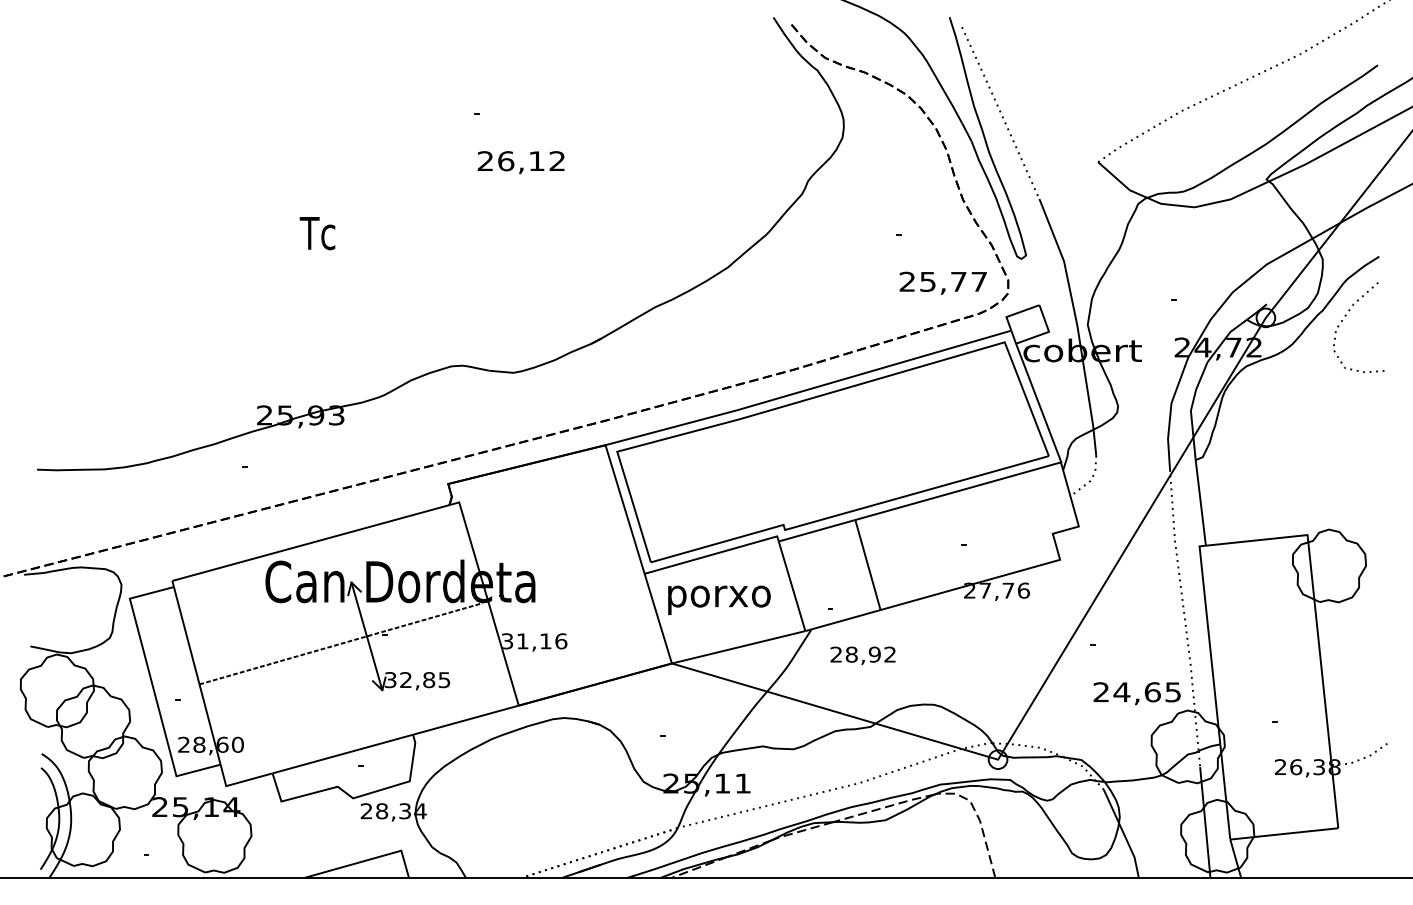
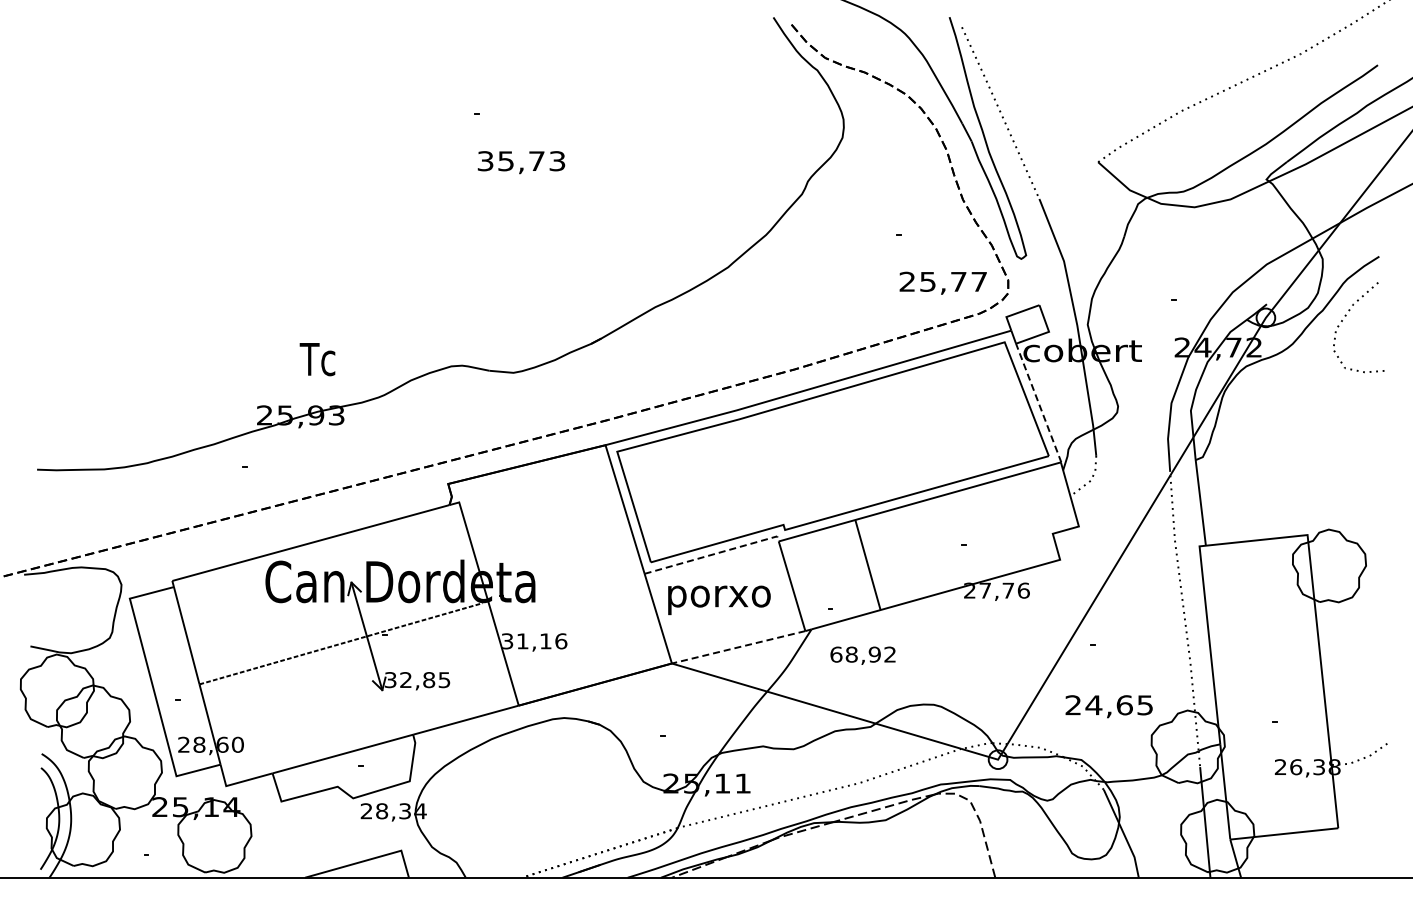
text: 26,12 -> 35,73 (521, 161)
text position: (317, 233) -> (317, 359) (317, 359)
line: solid -> dashed (1038, 403)
line: solid -> dashed (714, 554)
line: solid -> dashed (738, 647)
text: 28,92 -> 68,92 (836, 654)
text position: (1136, 693) -> (1108, 706) (1108, 706)
